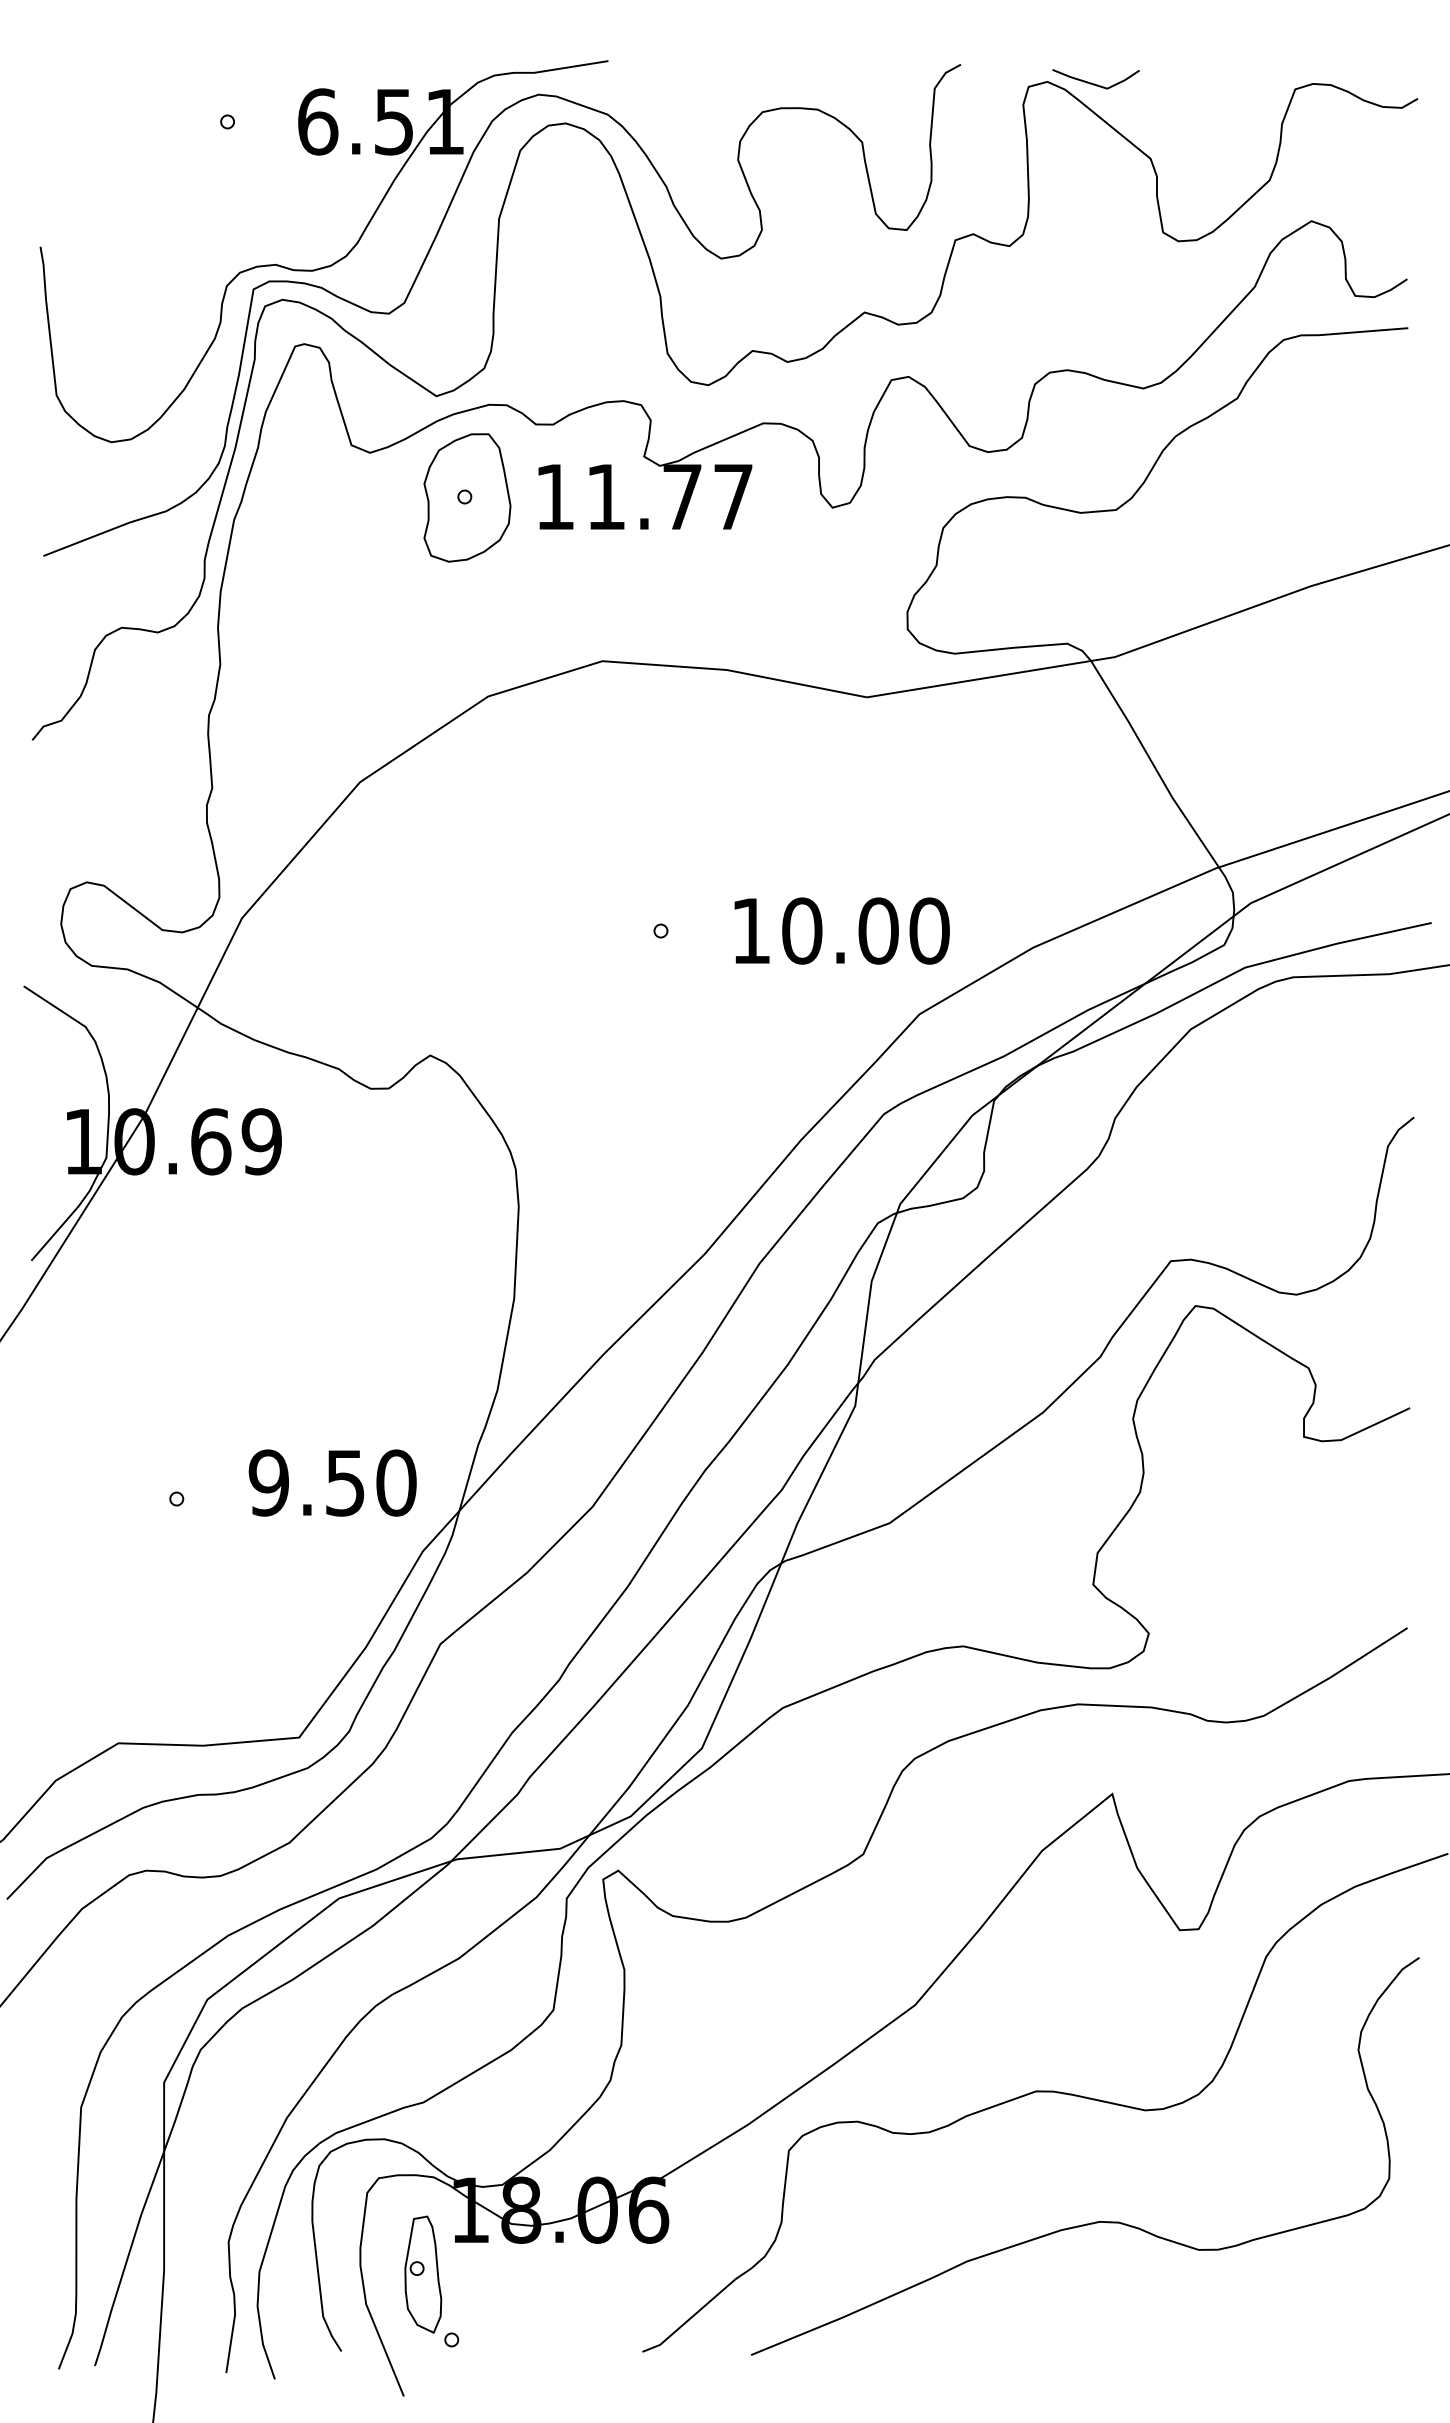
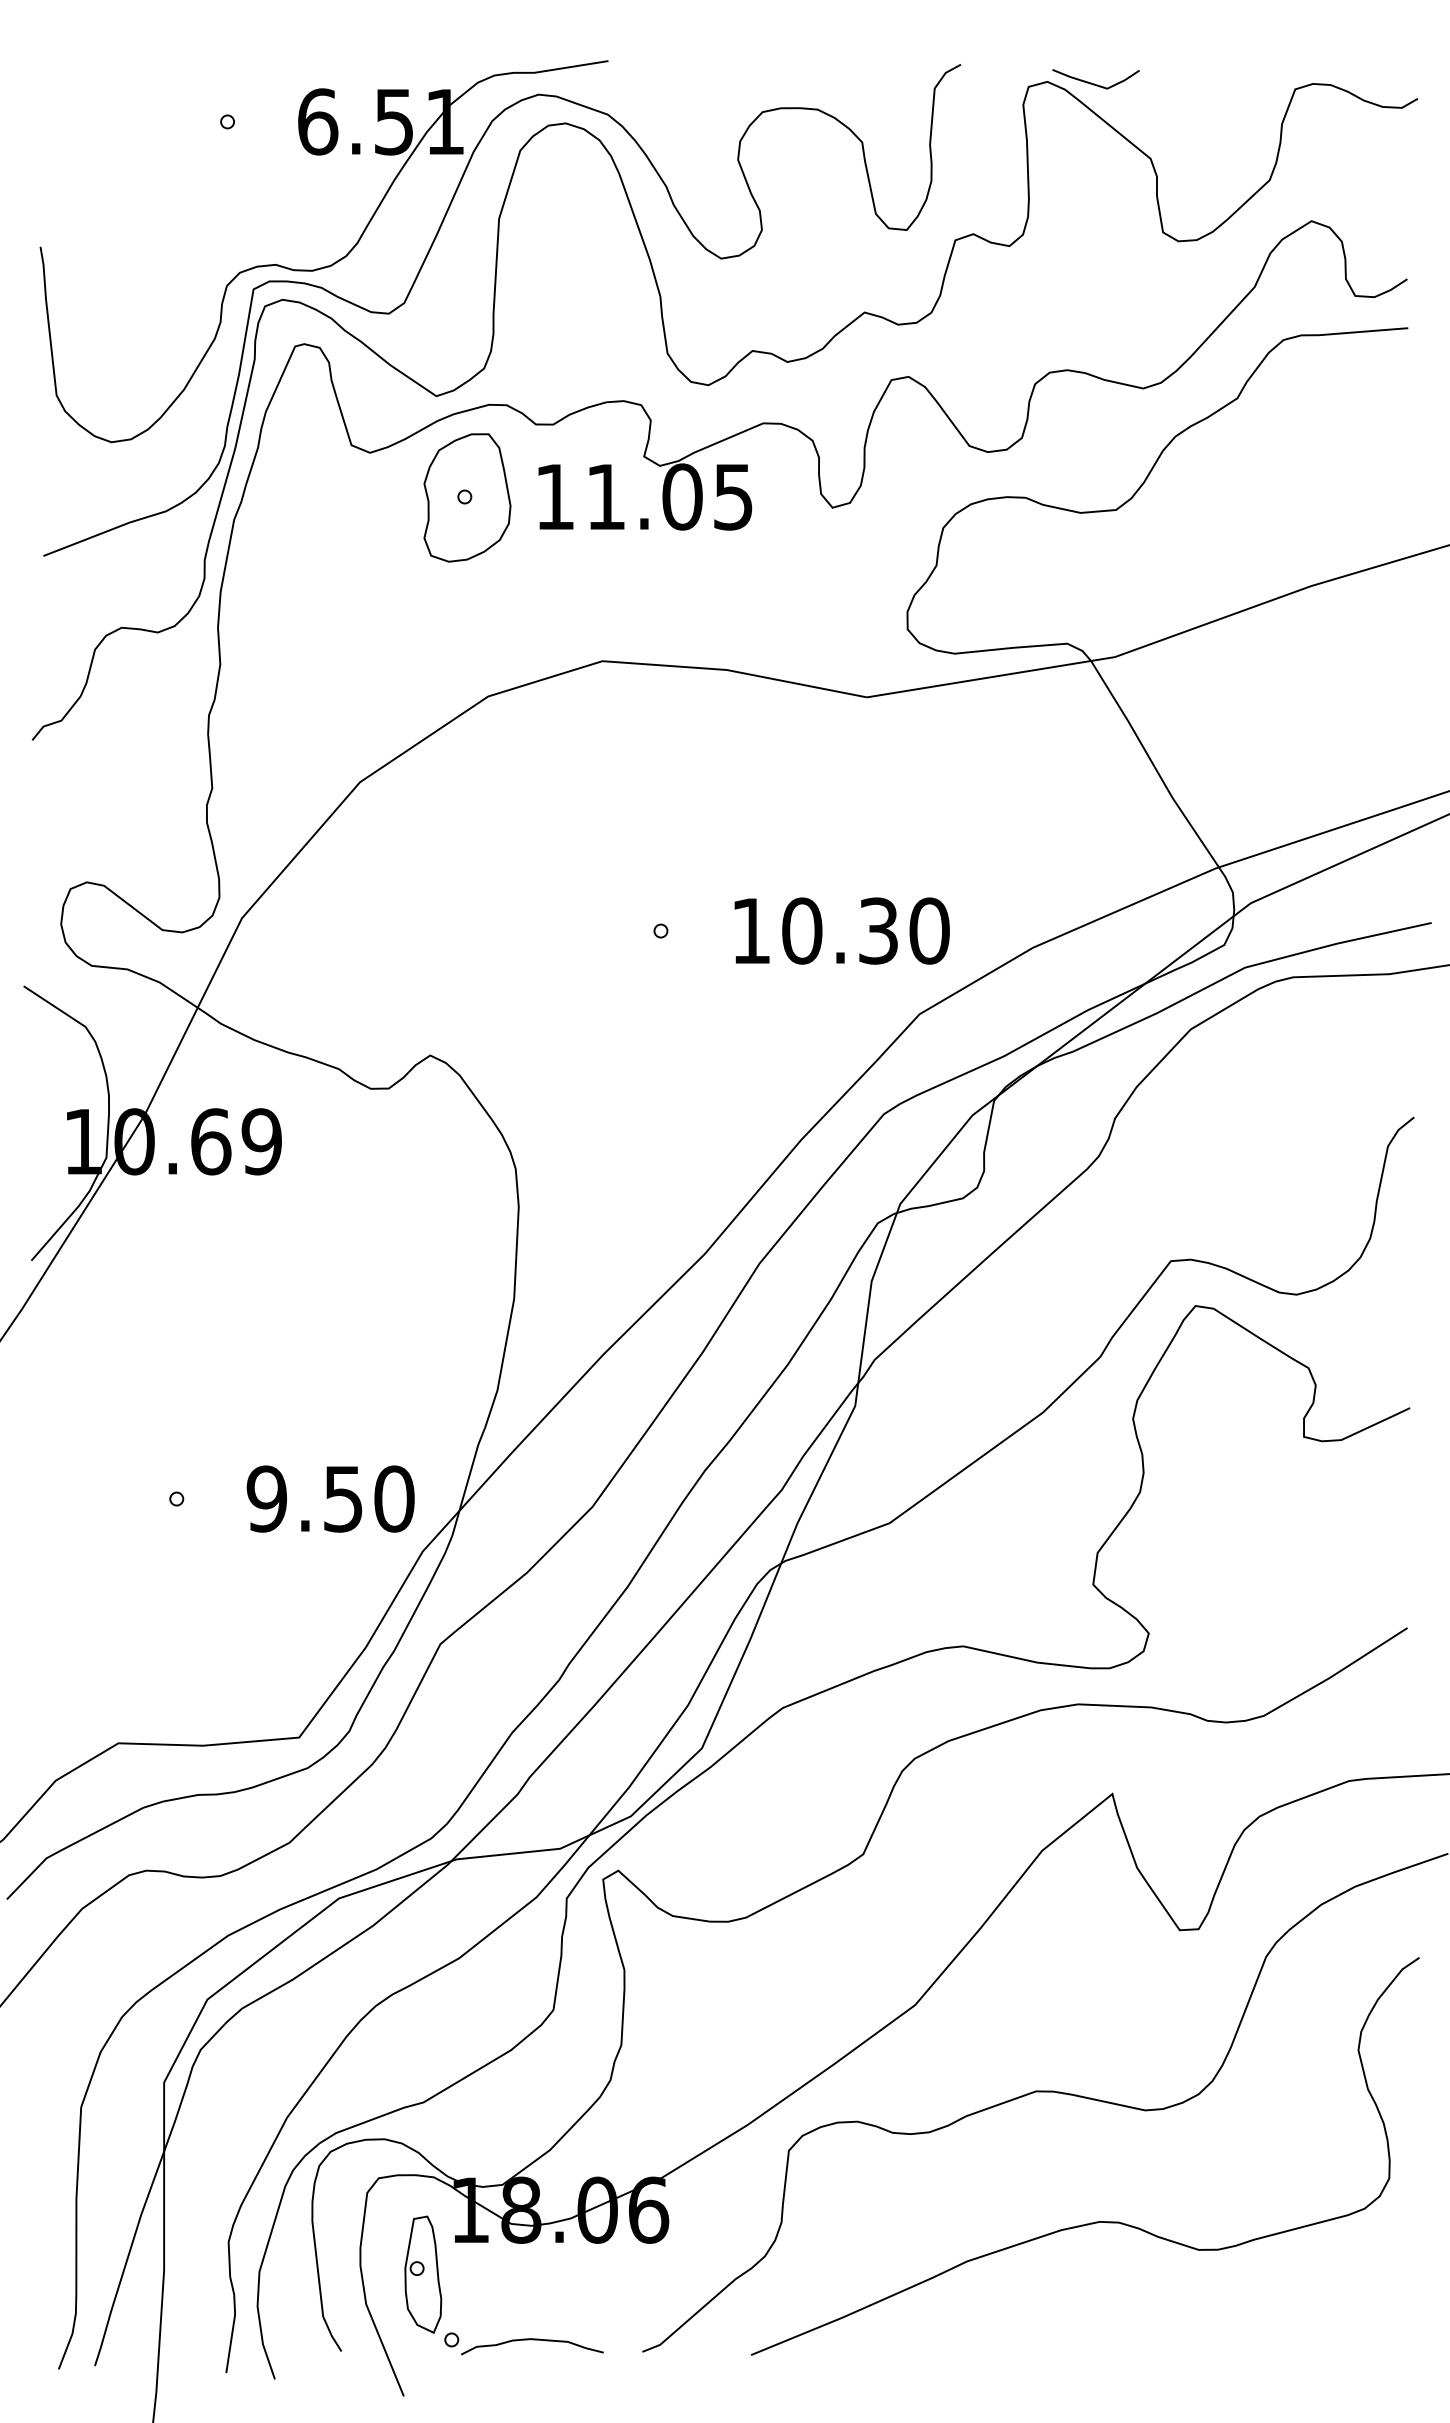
text: 11.77 -> 11.05 (707, 496)
text: 10.00 -> 10.30 (878, 930)
text position: (332, 1482) -> (330, 1498) (330, 1498)
curve: none -> present (532, 2340)
